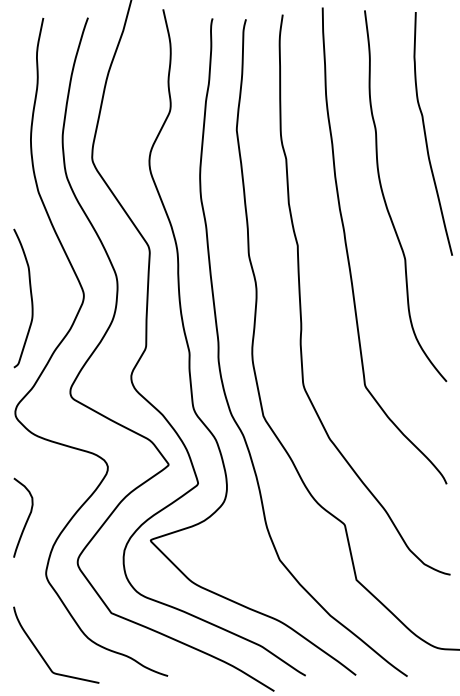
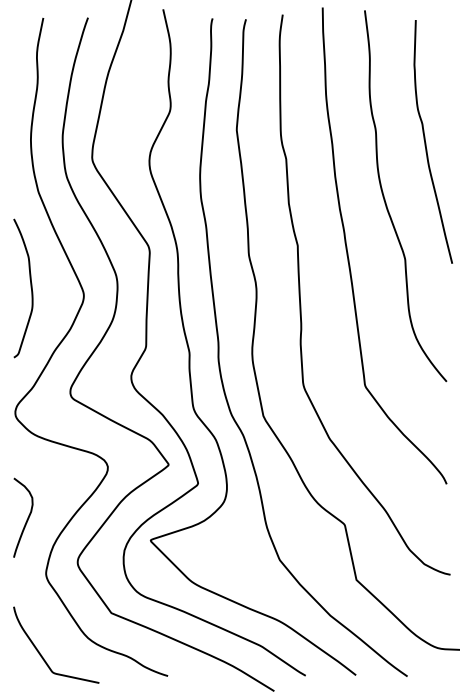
curve position: (426, 134) -> (426, 142) (426, 142)
curve position: (30, 298) -> (30, 288) (30, 288)
